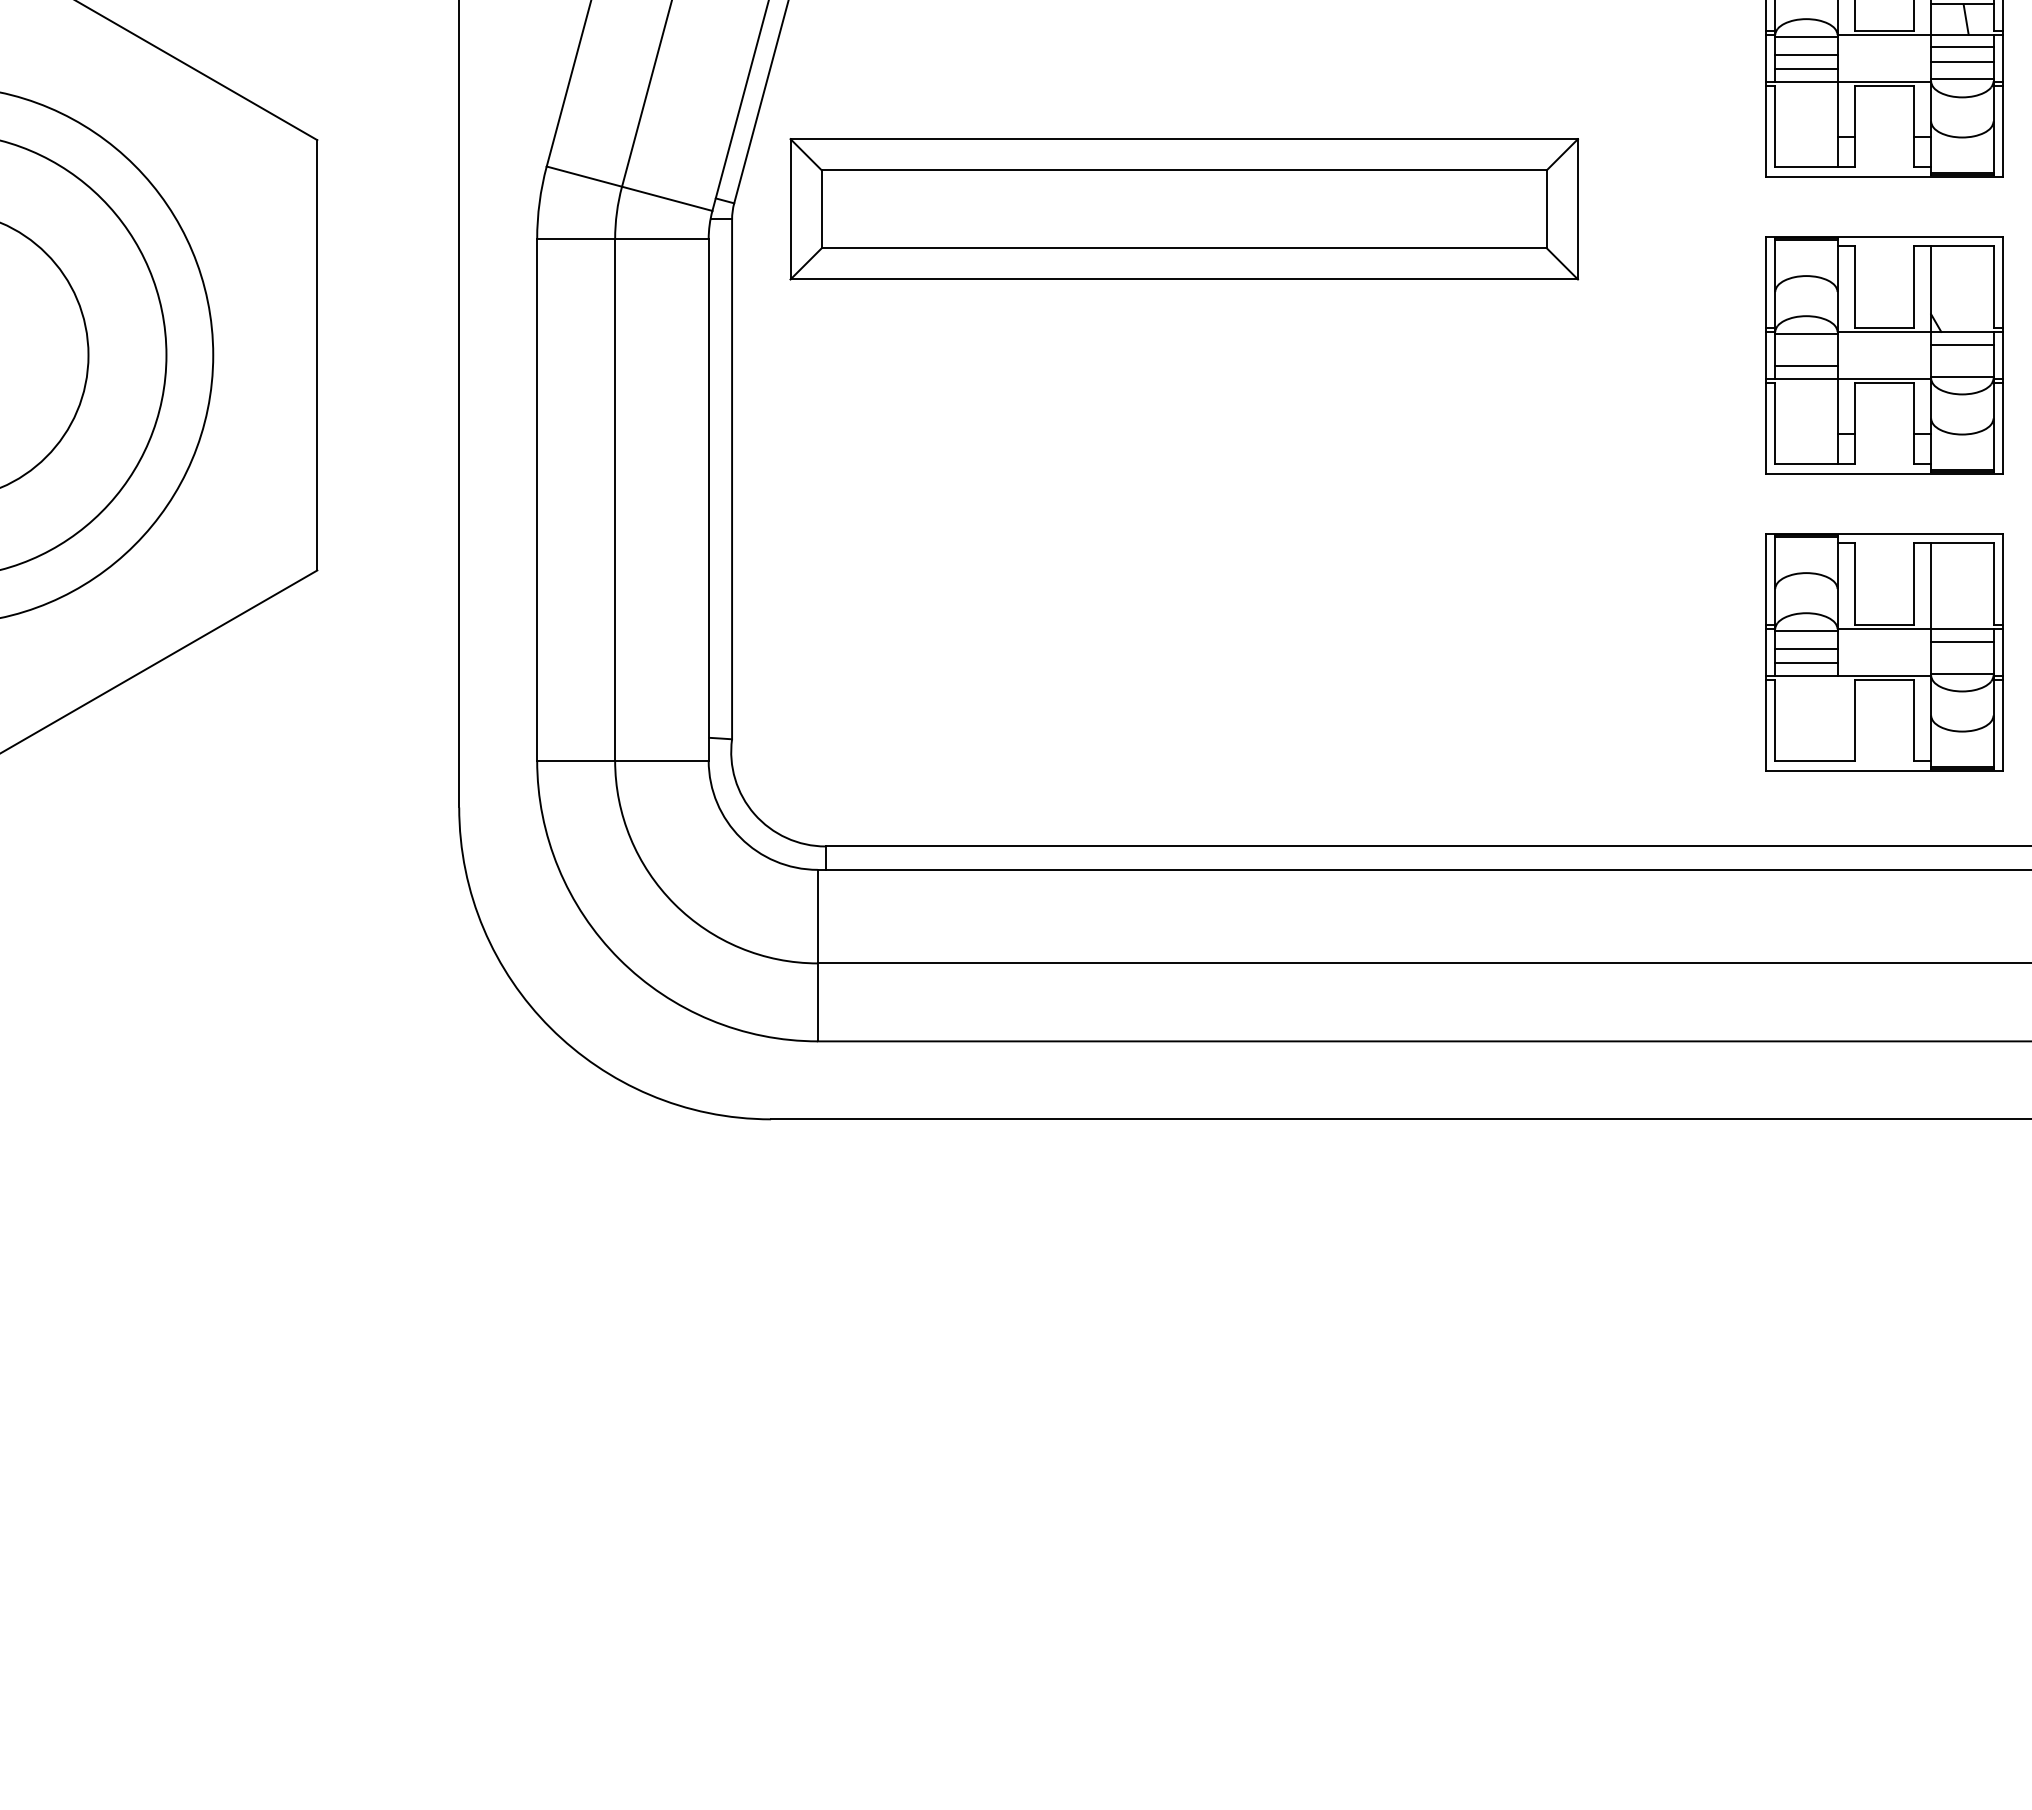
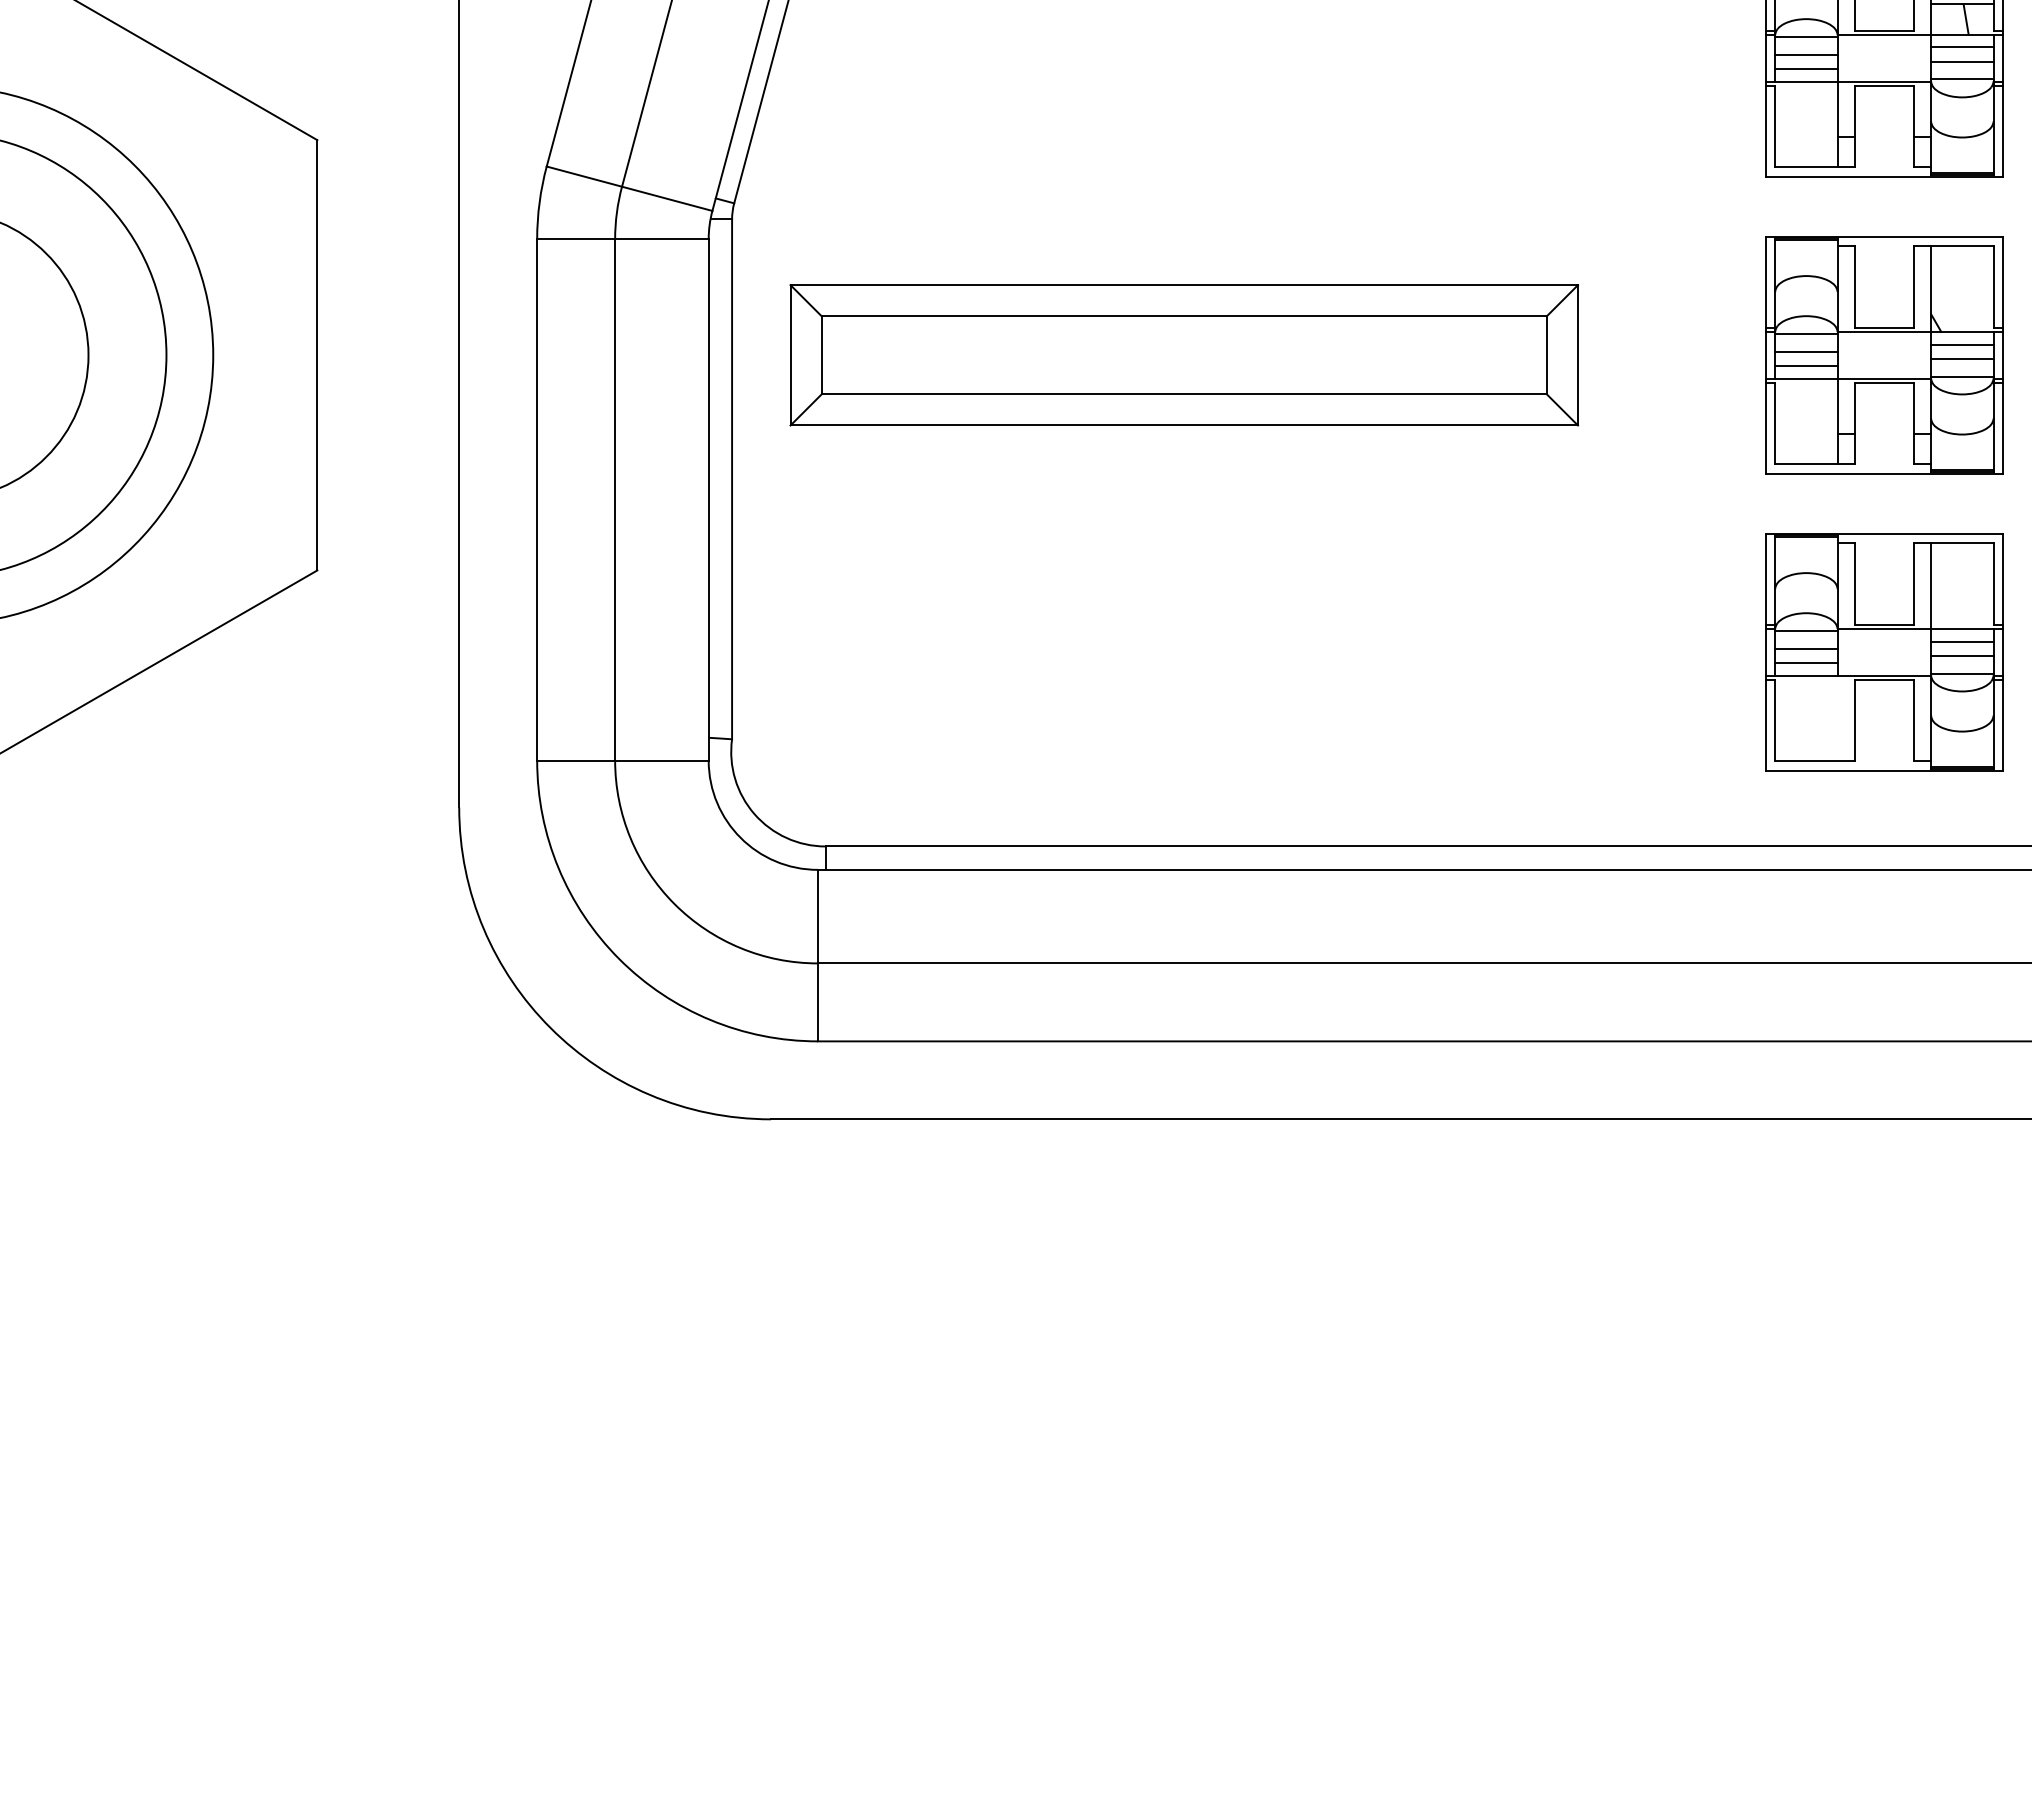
part position: (1184, 209) -> (1184, 355) (1184, 355)
line: none -> present (1806, 351)
line: none -> present (1962, 358)
line: none -> present (1962, 655)
